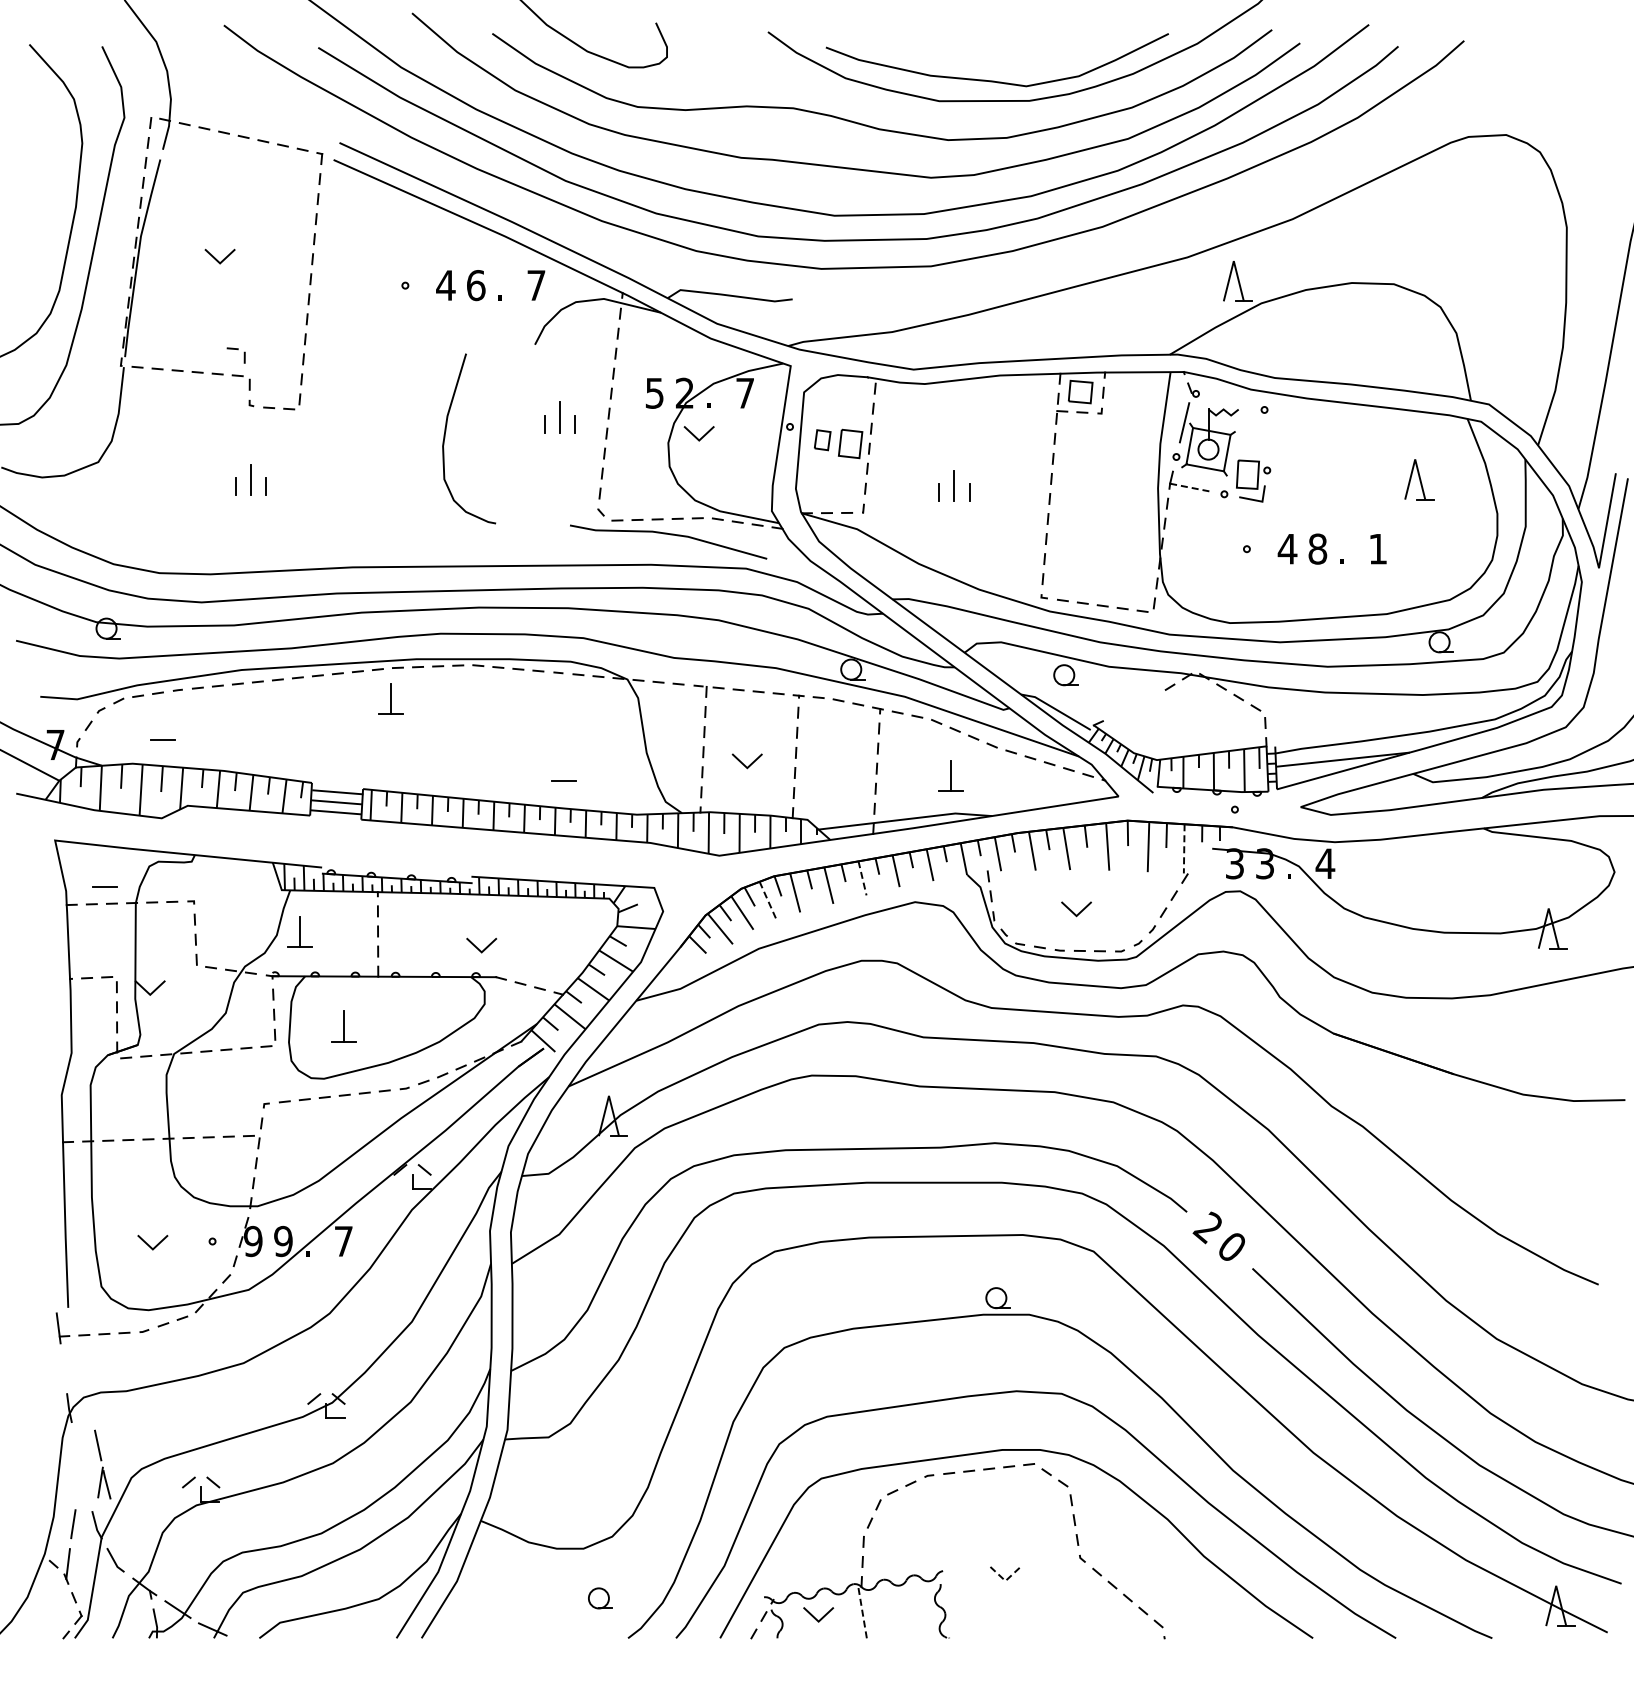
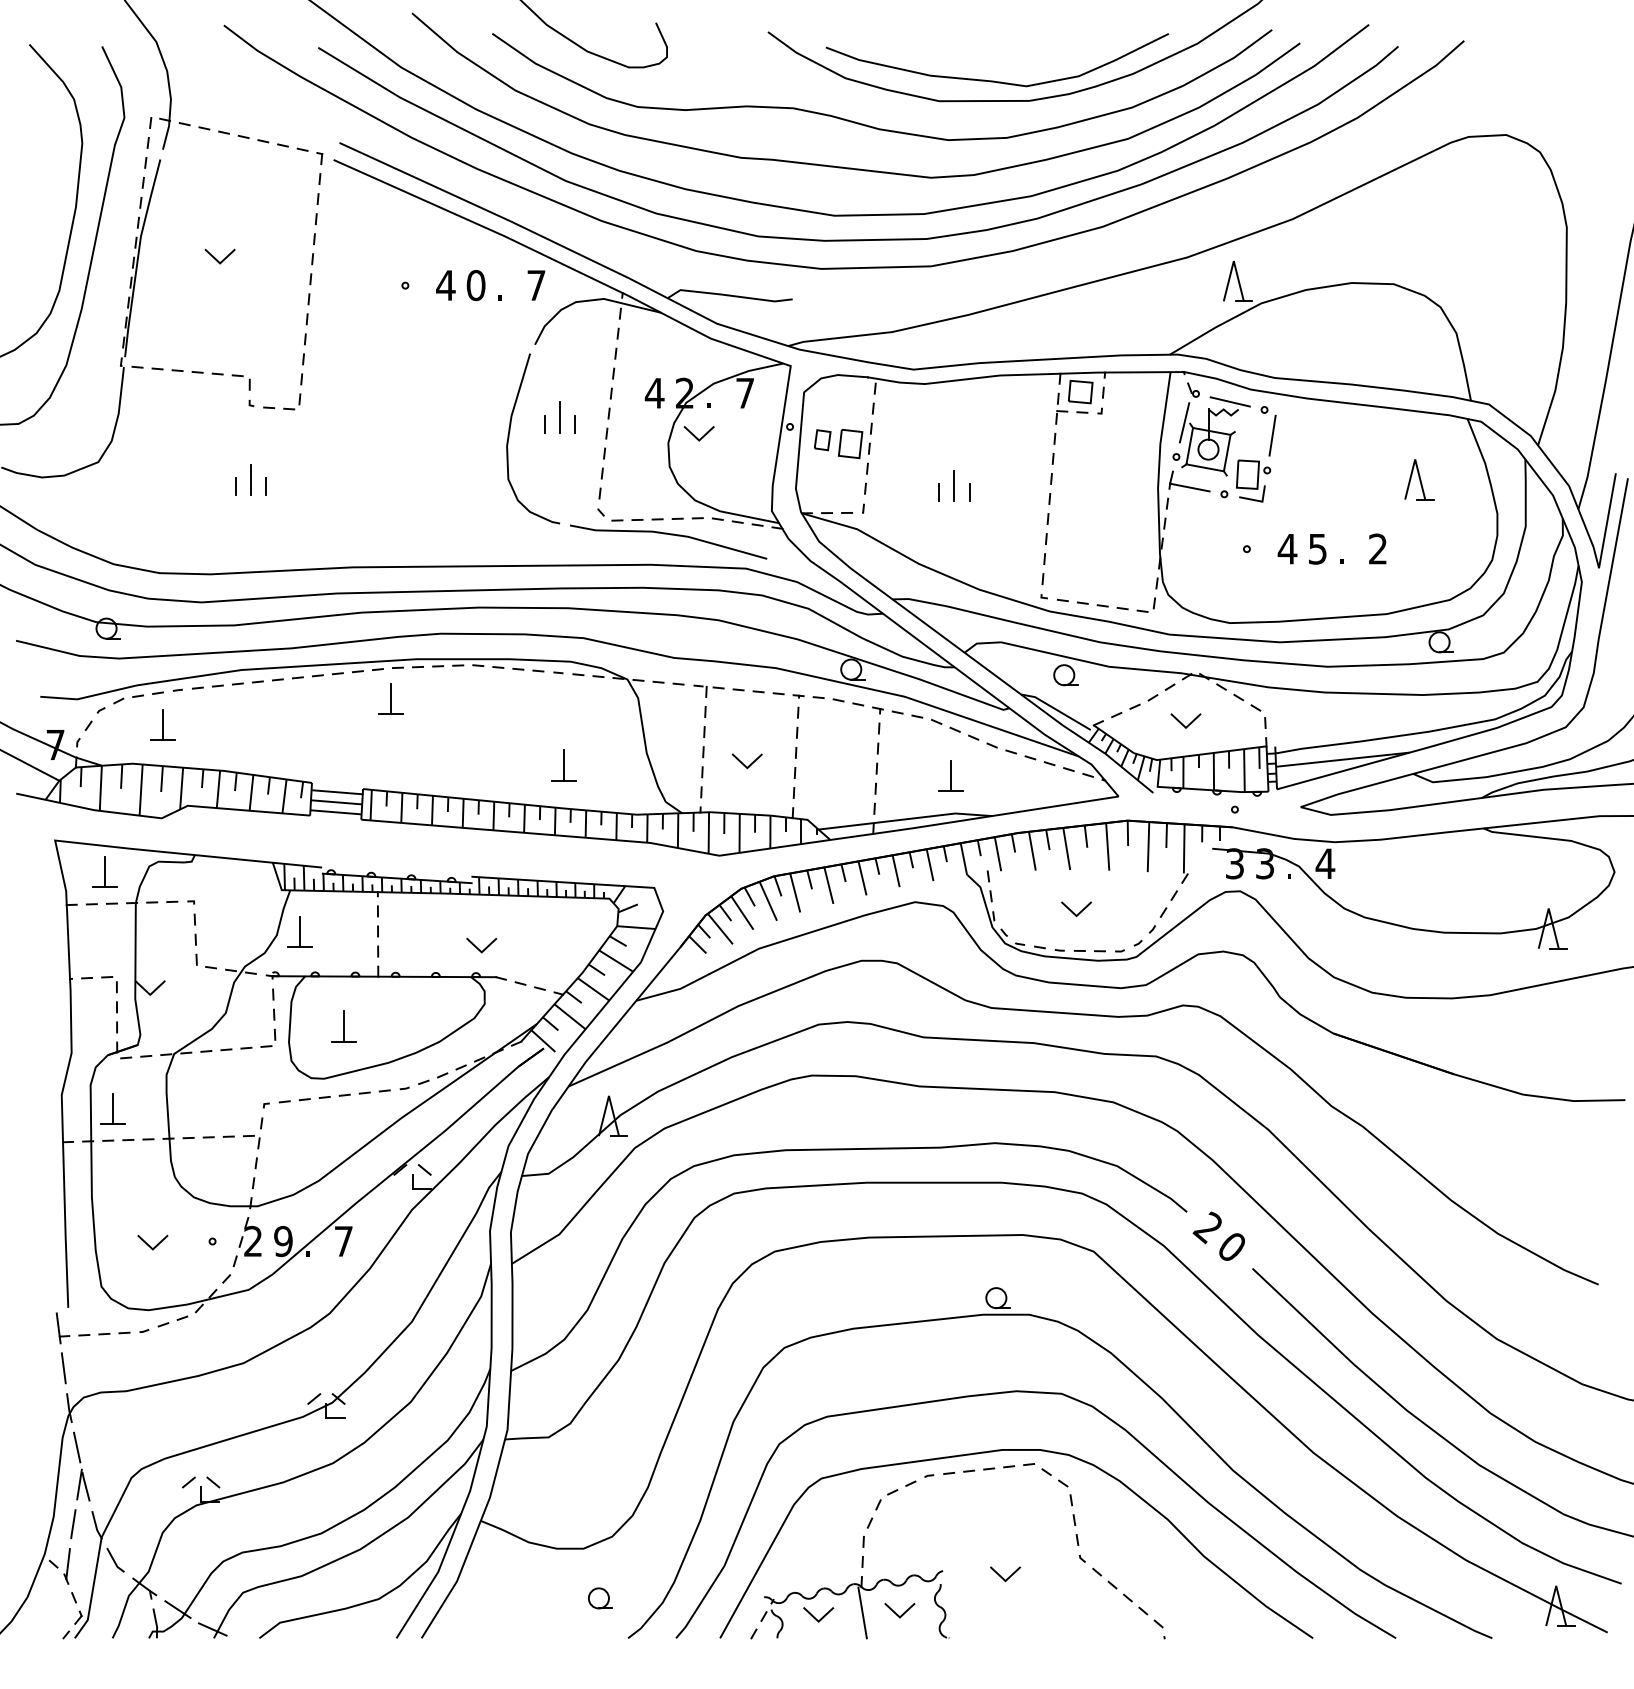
text: 6 -> 0 (475, 285)
part: present -> none (235, 355)
text: 5 -> 4 (654, 393)
line: none -> present (1229, 401)
line: none -> present (1272, 435)
curve position: (445, 438) -> (509, 438) (509, 438)
line: dashed -> solid (1190, 487)
text: 8 -> 5 (1317, 548)
text: 1 -> 2 (1377, 548)
part: none -> present (1134, 706)
line: none -> present (1182, 723)
line: none -> present (163, 725)
line: none -> present (563, 765)
line: dashed -> solid (1184, 848)
line: none -> present (105, 871)
line: dashed -> solid (862, 878)
line: dashed -> solid (768, 901)
part: none -> present (112, 1108)
text: 9 -> 2 (253, 1241)
line: none -> present (63, 1368)
part position: (102, 1464) -> (81, 1466) (81, 1466)
line: dashed -> solid (1005, 1581)
line: dashed -> solid (862, 1612)
line: none -> present (896, 1612)
